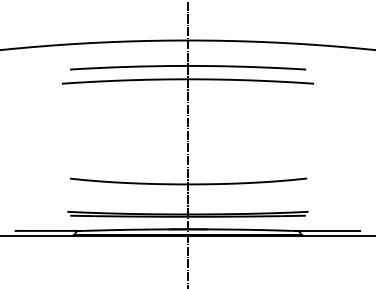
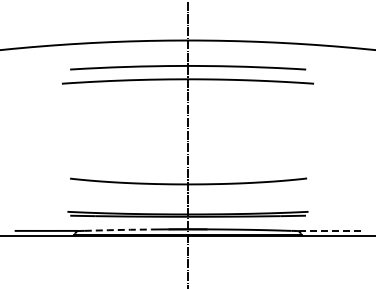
line: solid -> dashed (117, 230)
line: solid -> dashed (328, 230)
